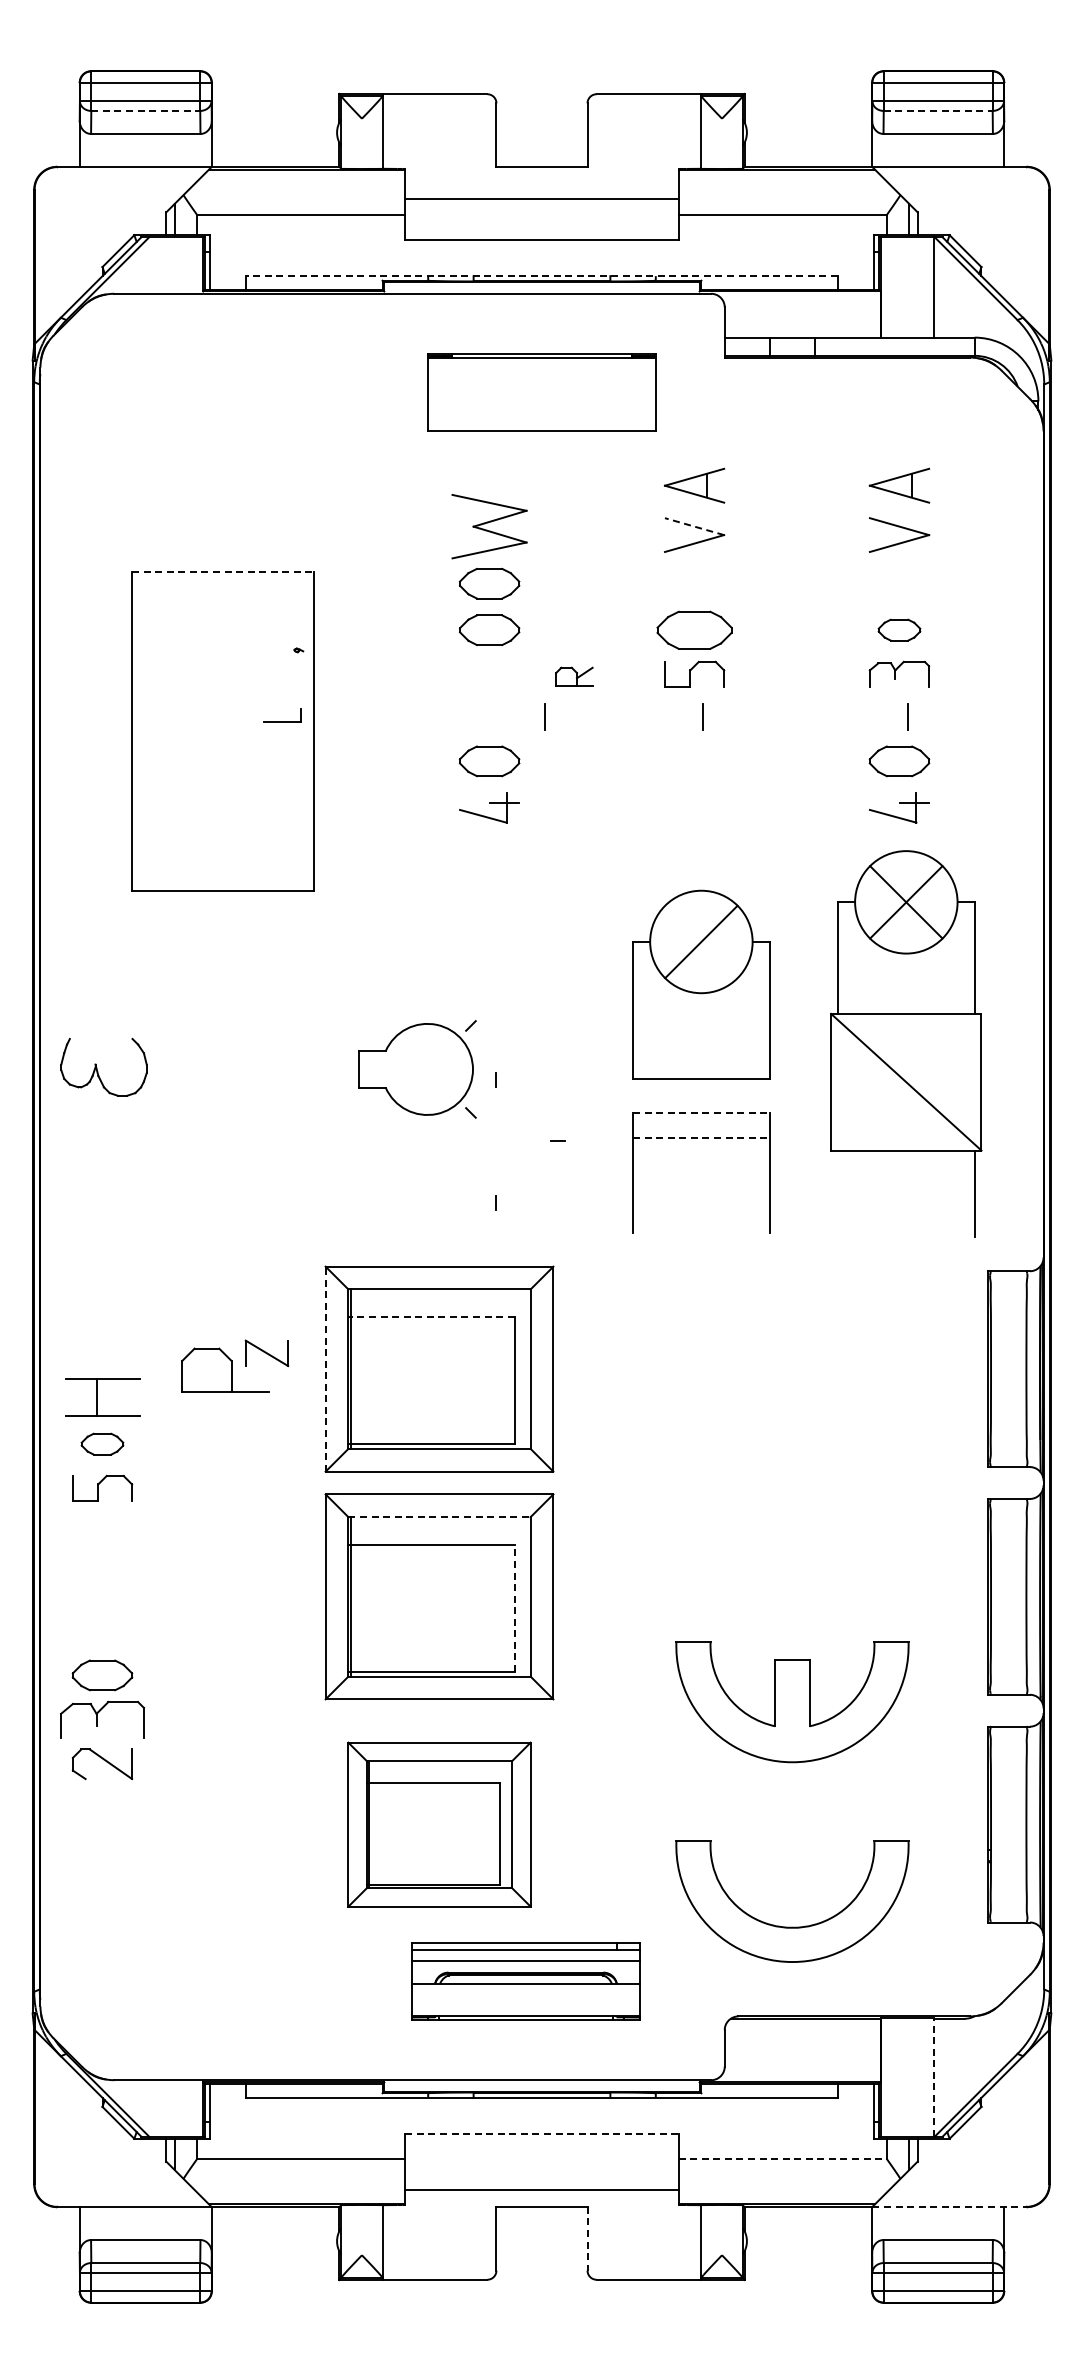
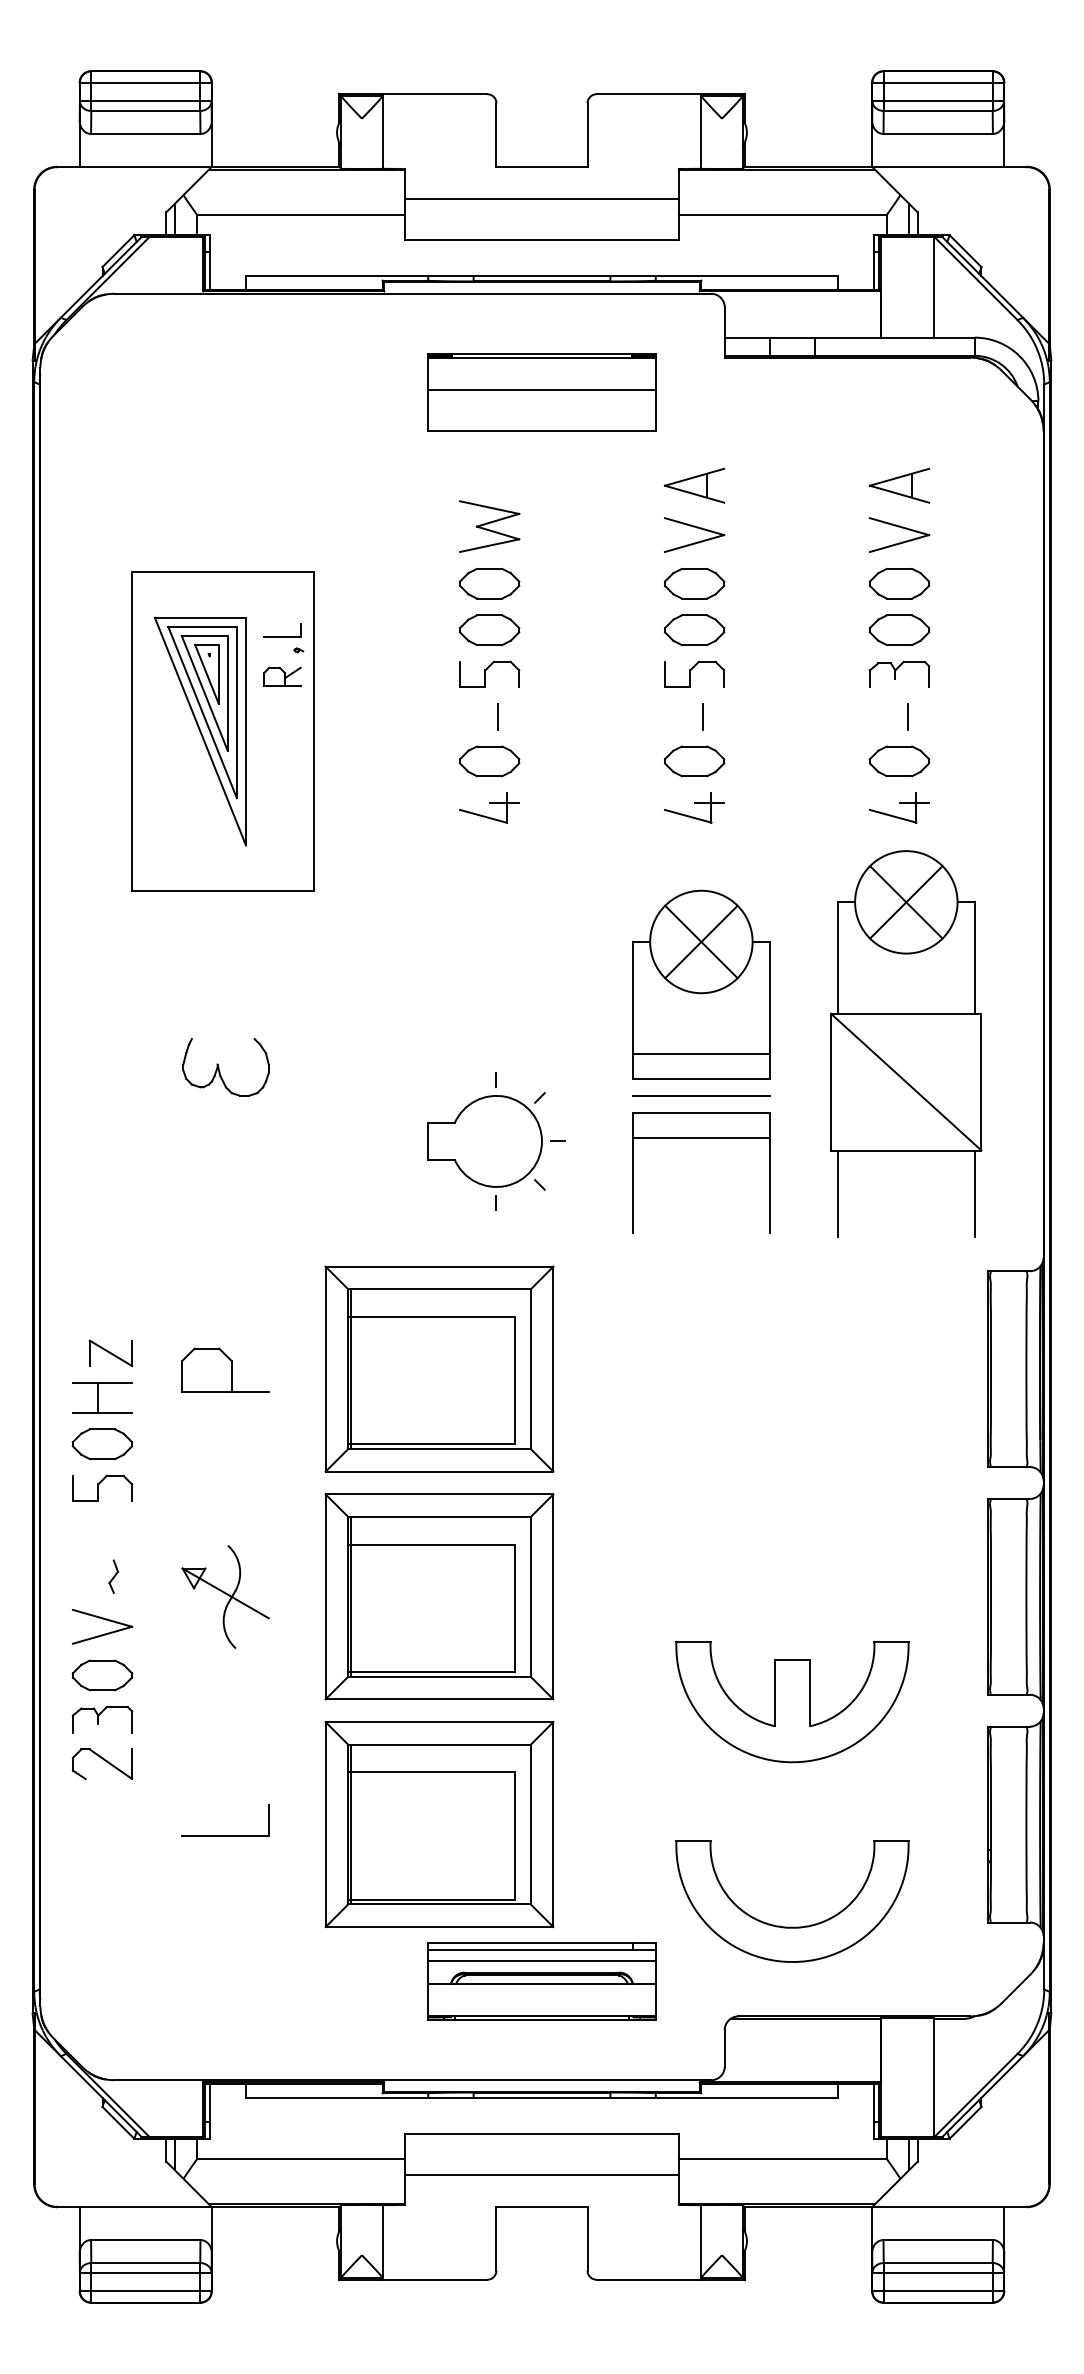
line: dashed -> solid (146, 110)
line: dashed -> solid (938, 110)
line: dashed -> solid (541, 276)
line: none -> present (541, 390)
part size: 77x66 px -> 62x53 px (489, 526)
line: dashed -> solid (694, 526)
line: dashed -> solid (223, 572)
part: none -> present (694, 583)
part: none -> present (899, 583)
part size: 77x40 px -> 63x32 px (694, 629)
part size: 45x24 px -> 63x32 px (899, 629)
part: none -> present (489, 673)
part position: (574, 676) -> (282, 676) (282, 676)
part position: (282, 715) -> (282, 630) (282, 630)
line position: (544, 716) -> (497, 716) (497, 716)
part: none -> present (199, 731)
part: none -> present (694, 761)
part: none -> present (694, 807)
line: none -> present (701, 941)
line: none -> present (701, 1053)
part position: (97, 1067) -> (219, 1067) (219, 1067)
part position: (417, 1069) -> (486, 1141) (486, 1141)
line: none -> present (701, 1095)
line: dashed -> solid (701, 1112)
line: dashed -> solid (701, 1137)
line: none -> present (838, 1193)
line: dashed -> solid (431, 1316)
part position: (266, 1353) -> (110, 1353) (110, 1353)
line: dashed -> solid (325, 1368)
part size: 76x39 px -> 61x32 px (102, 1397)
part size: 45x24 px -> 63x32 px (102, 1443)
line: dashed -> solid (440, 1517)
part: none -> present (113, 1576)
part: none -> present (225, 1596)
line: dashed -> solid (514, 1608)
part: none -> present (105, 1620)
part size: 85x39 px -> 63x28 px (102, 1719)
part size: 185x167 px -> 231x208 px (439, 1824)
part: none -> present (225, 1835)
part position: (525, 1981) -> (541, 1981) (541, 1981)
line: dashed -> solid (933, 2077)
line: dashed -> solid (542, 2134)
line: dashed -> solid (782, 2158)
line position: (541, 2190) -> (541, 2175) (541, 2175)
line: dashed -> solid (950, 2206)
line: dashed -> solid (587, 2238)
